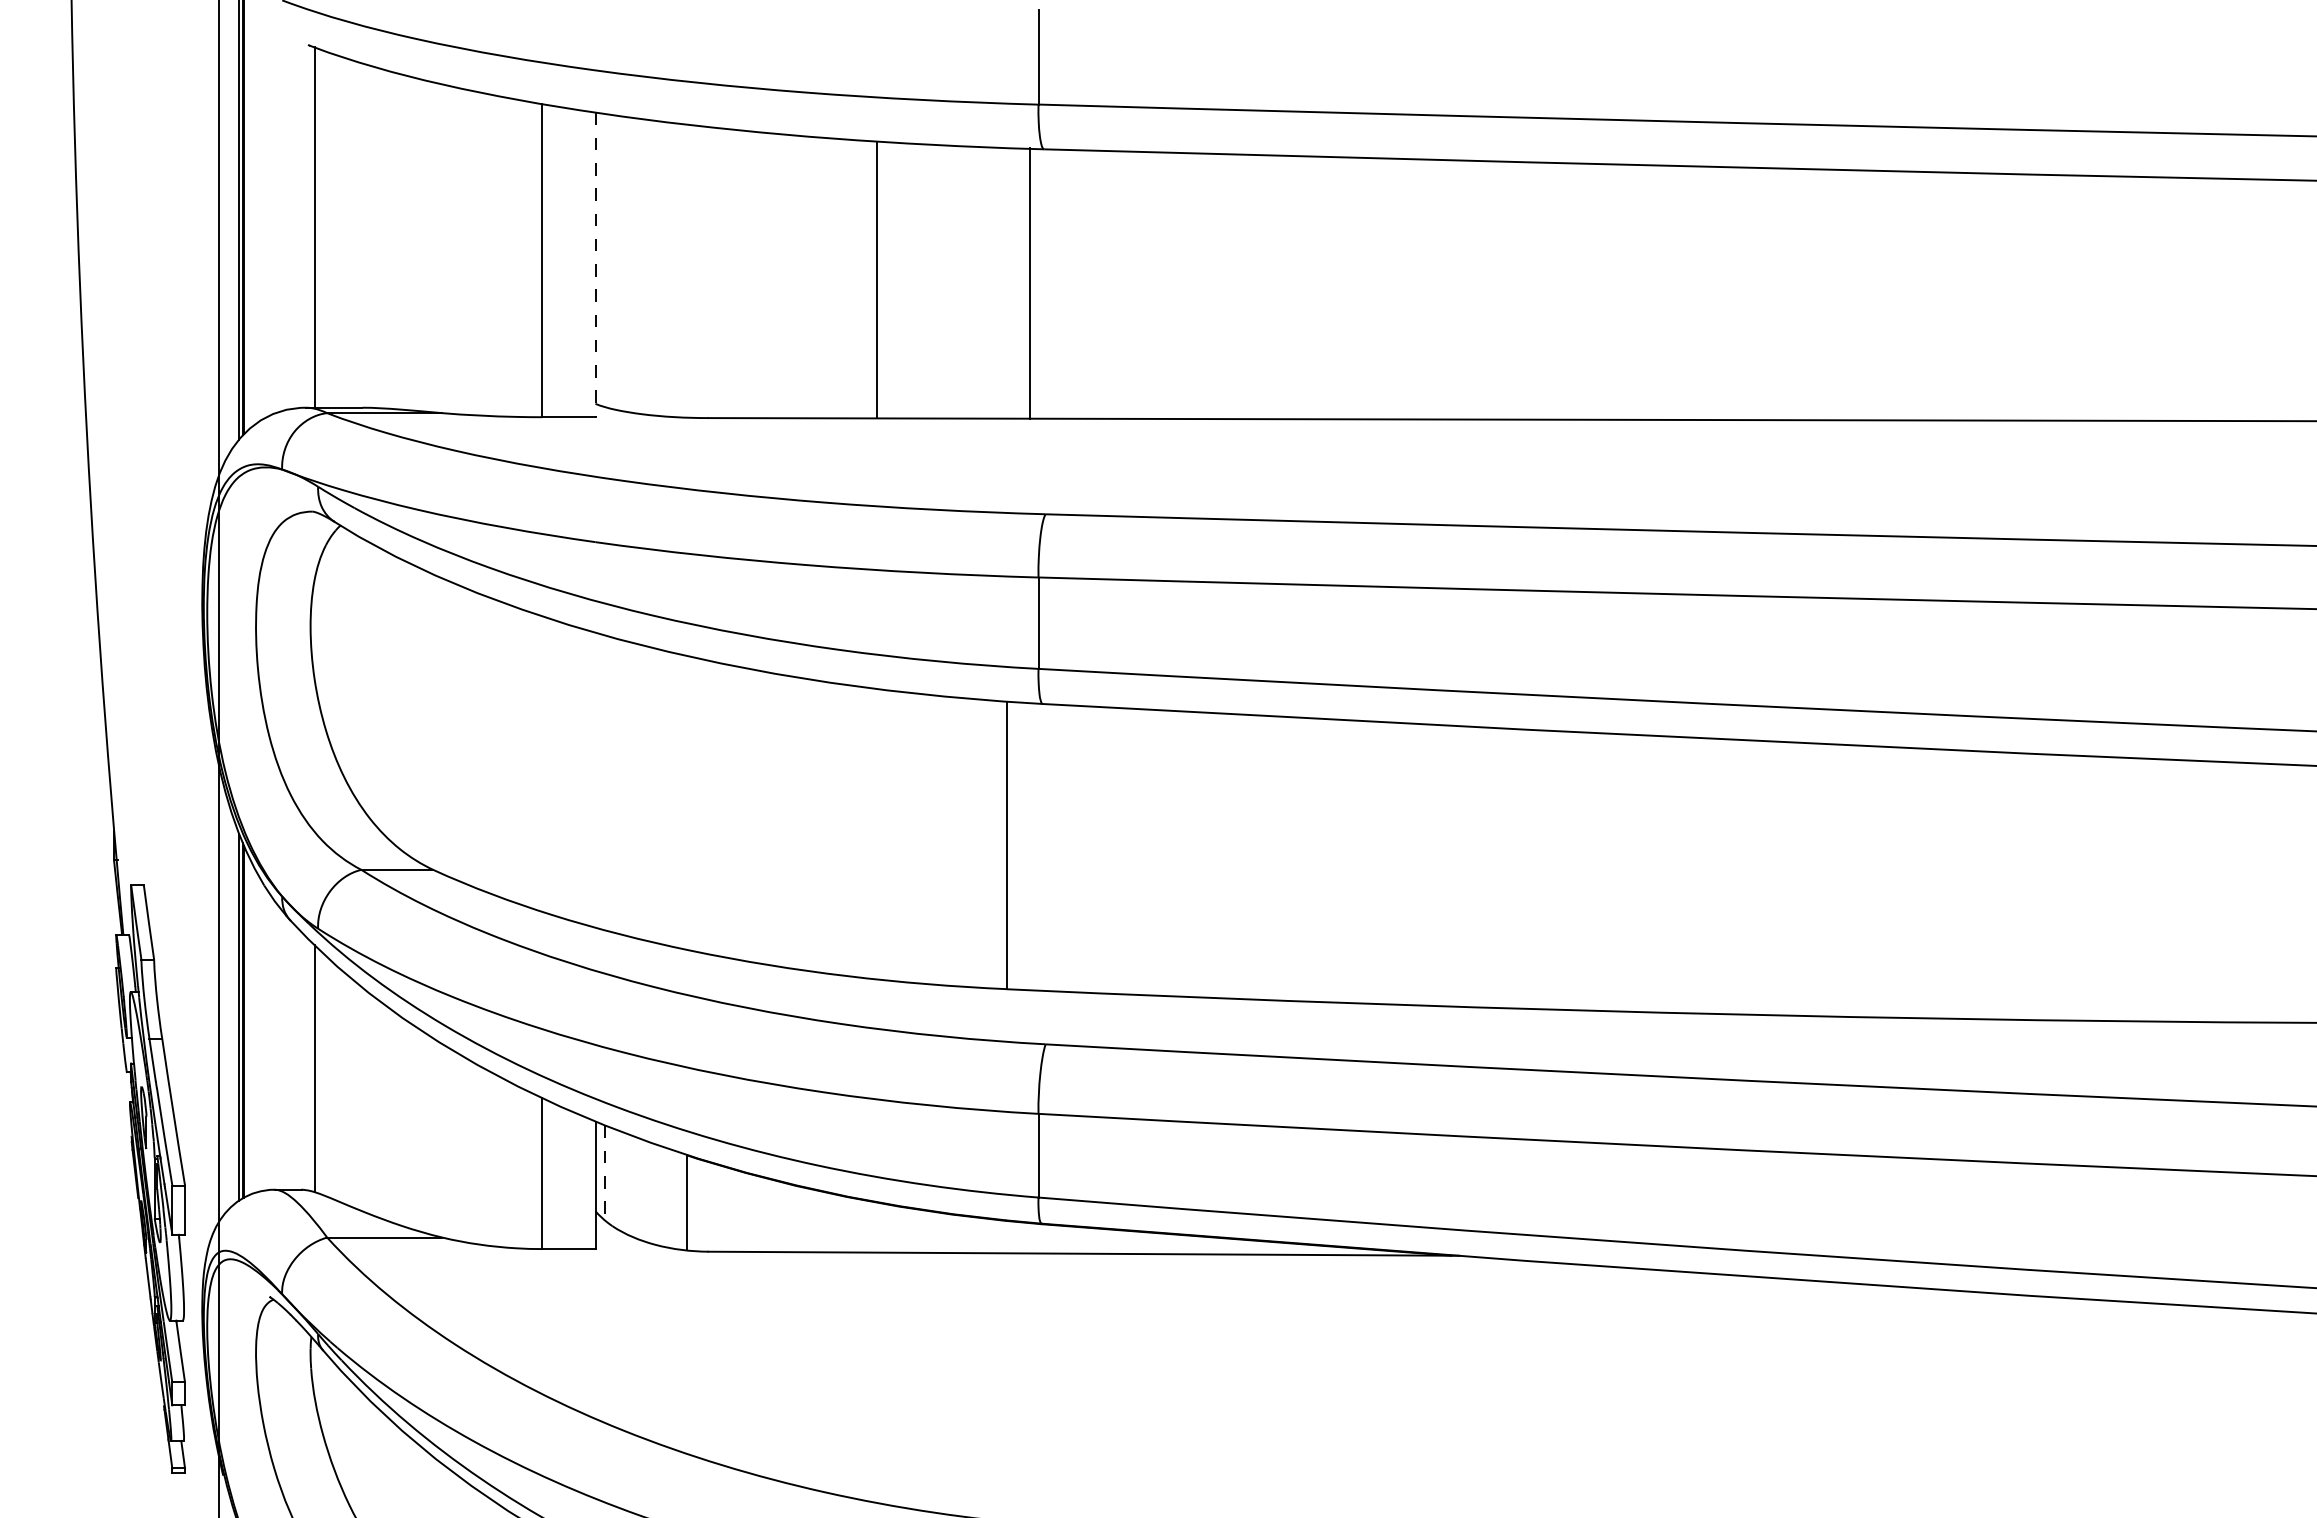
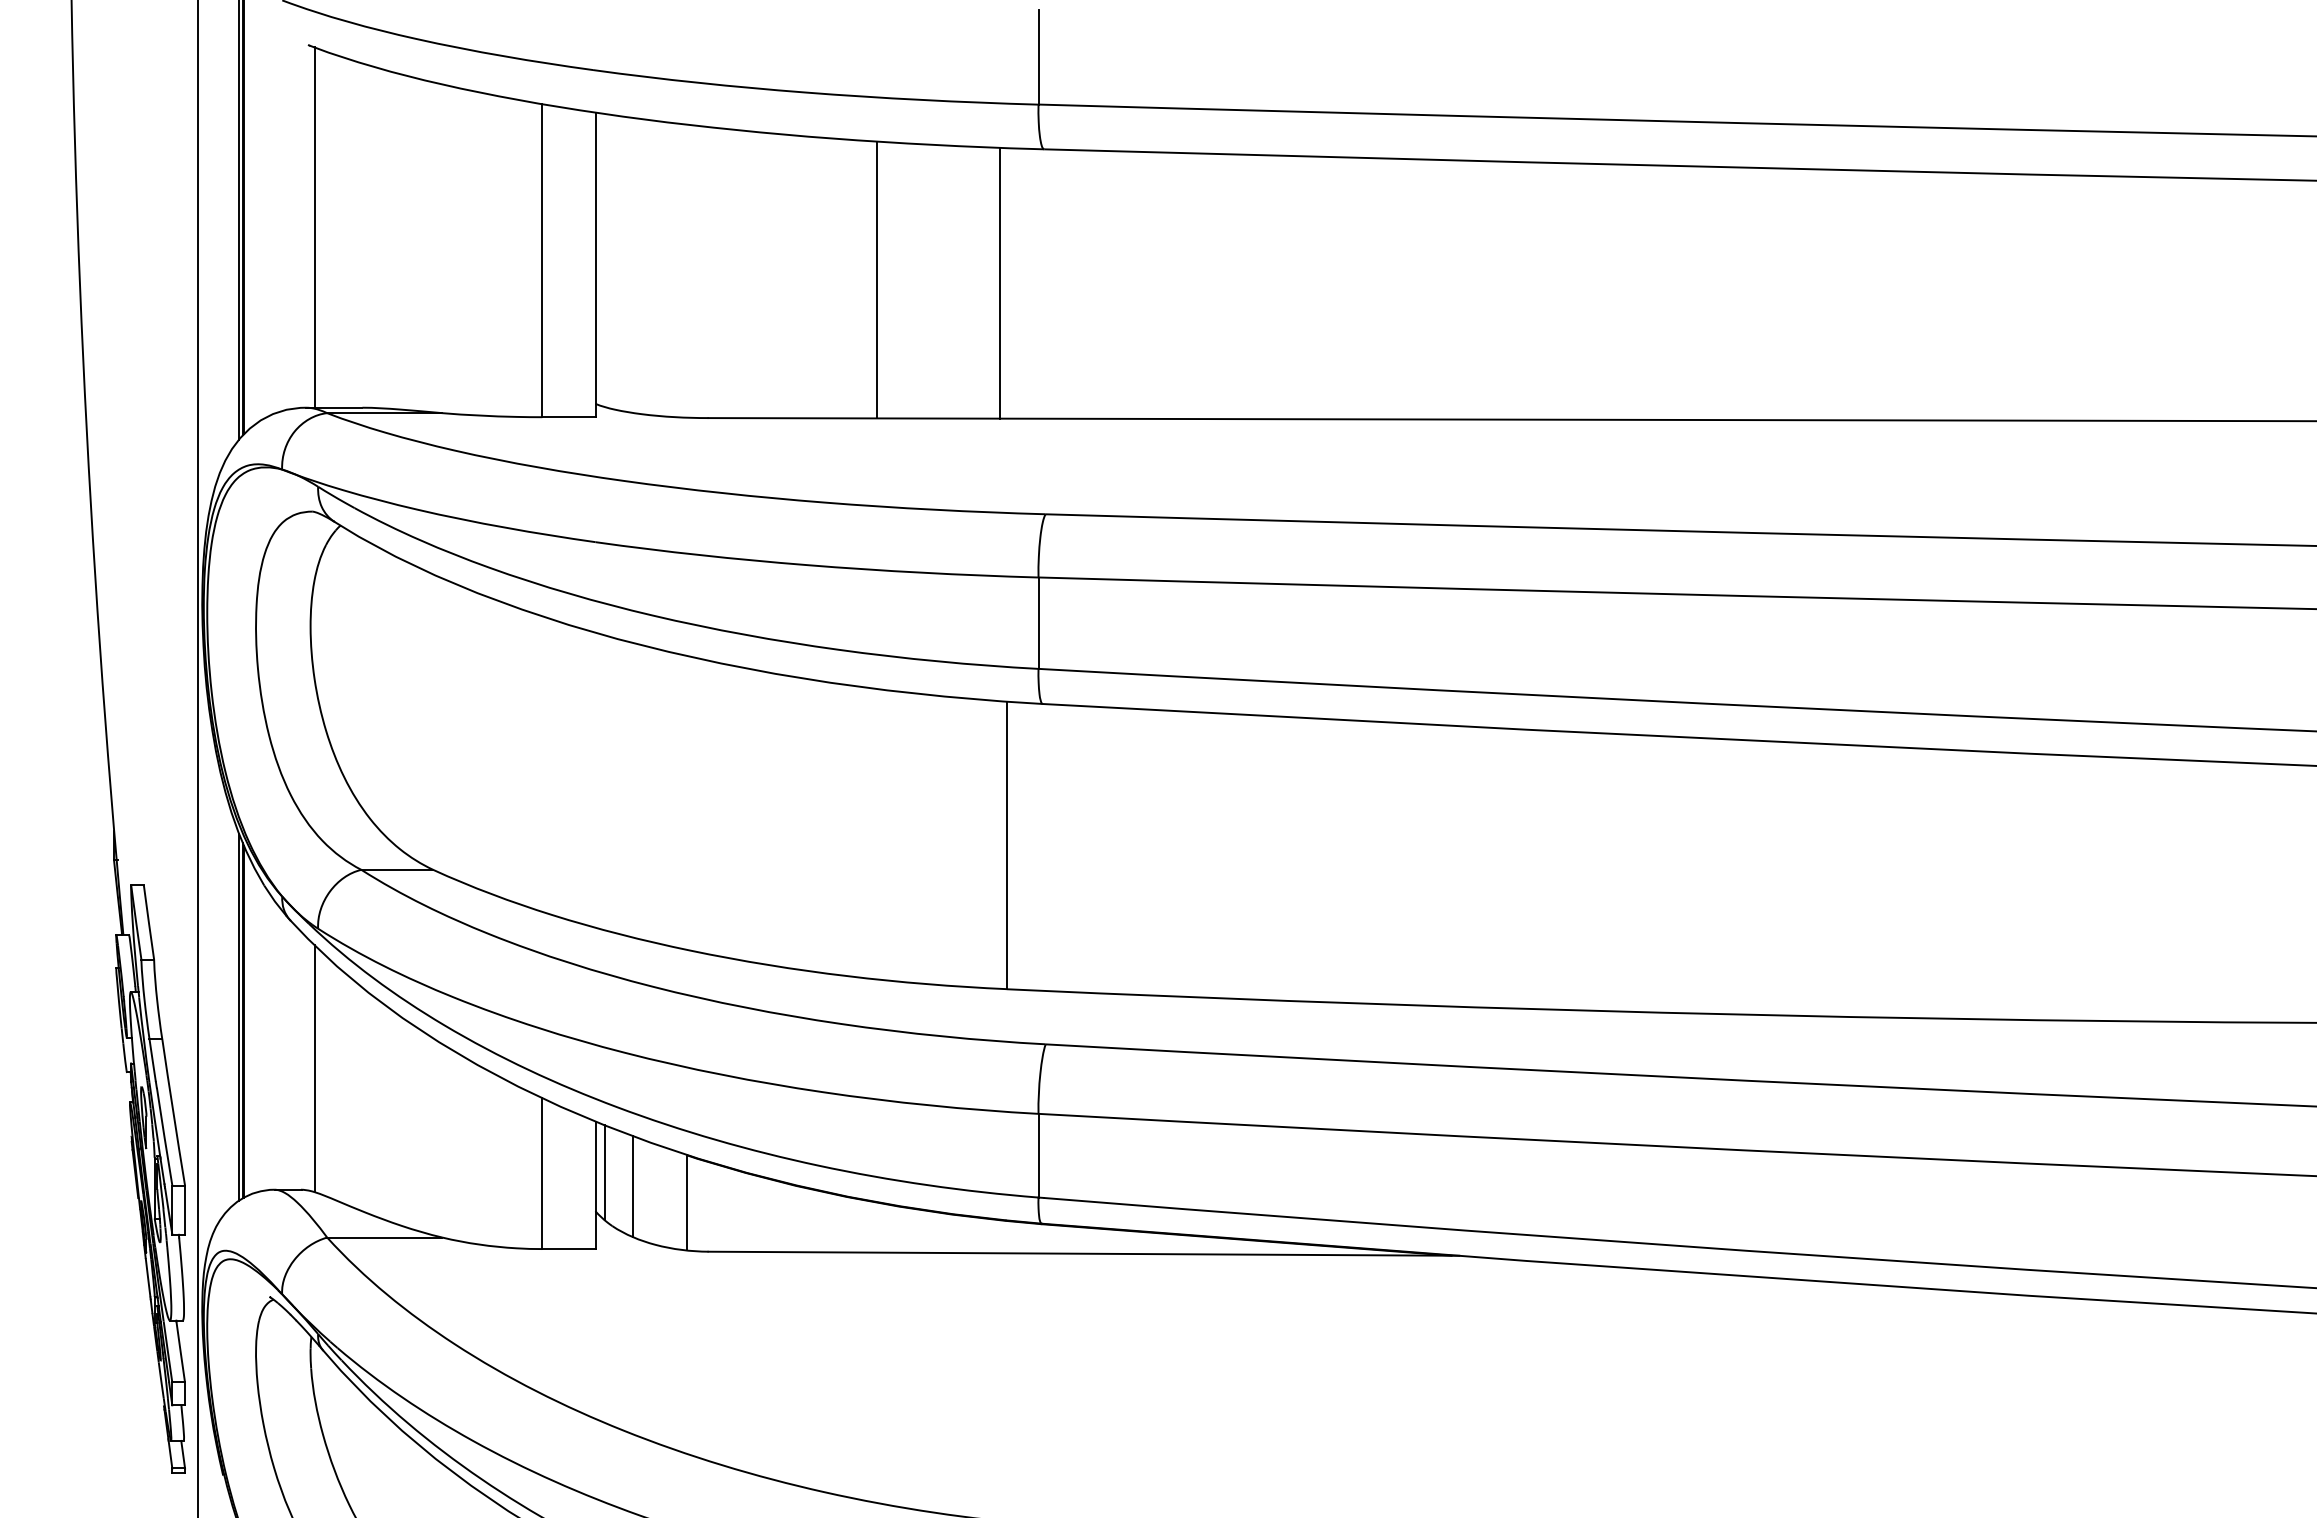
line: dashed -> solid (595, 265)
line position: (1030, 282) -> (1000, 282) (1000, 282)
line position: (219, 758) -> (198, 758) (198, 758)
line: dashed -> solid (604, 1173)
line: none -> present (632, 1186)
